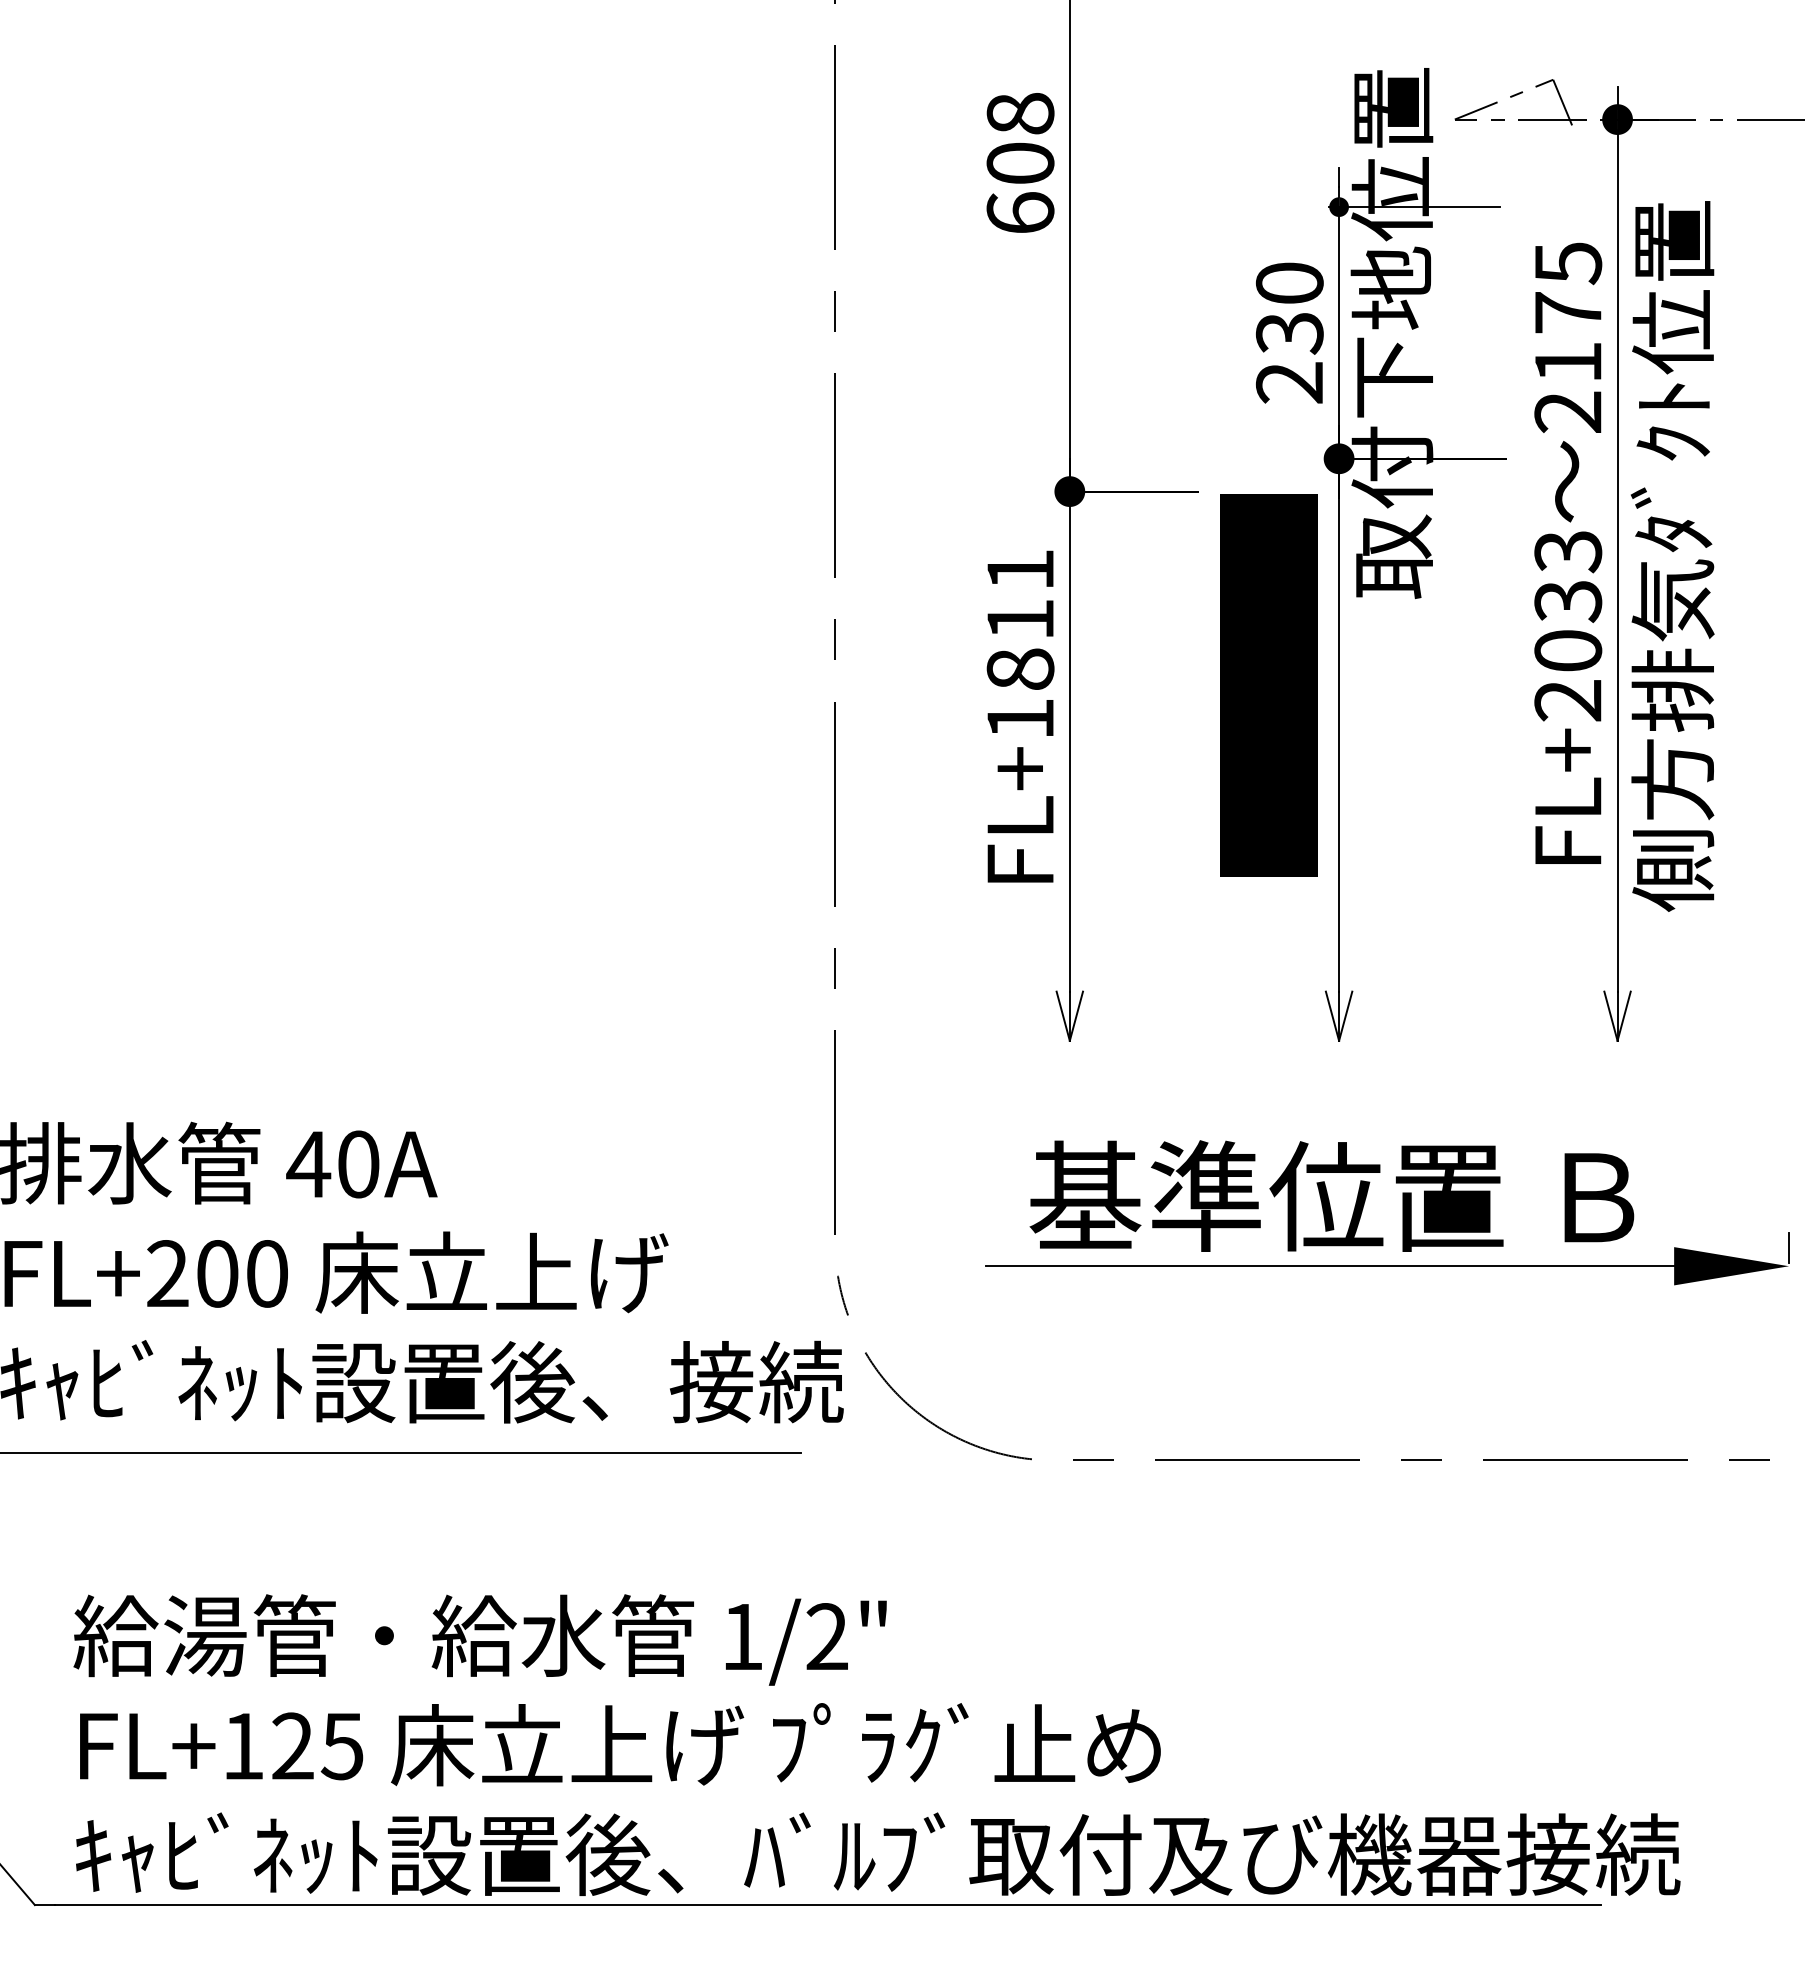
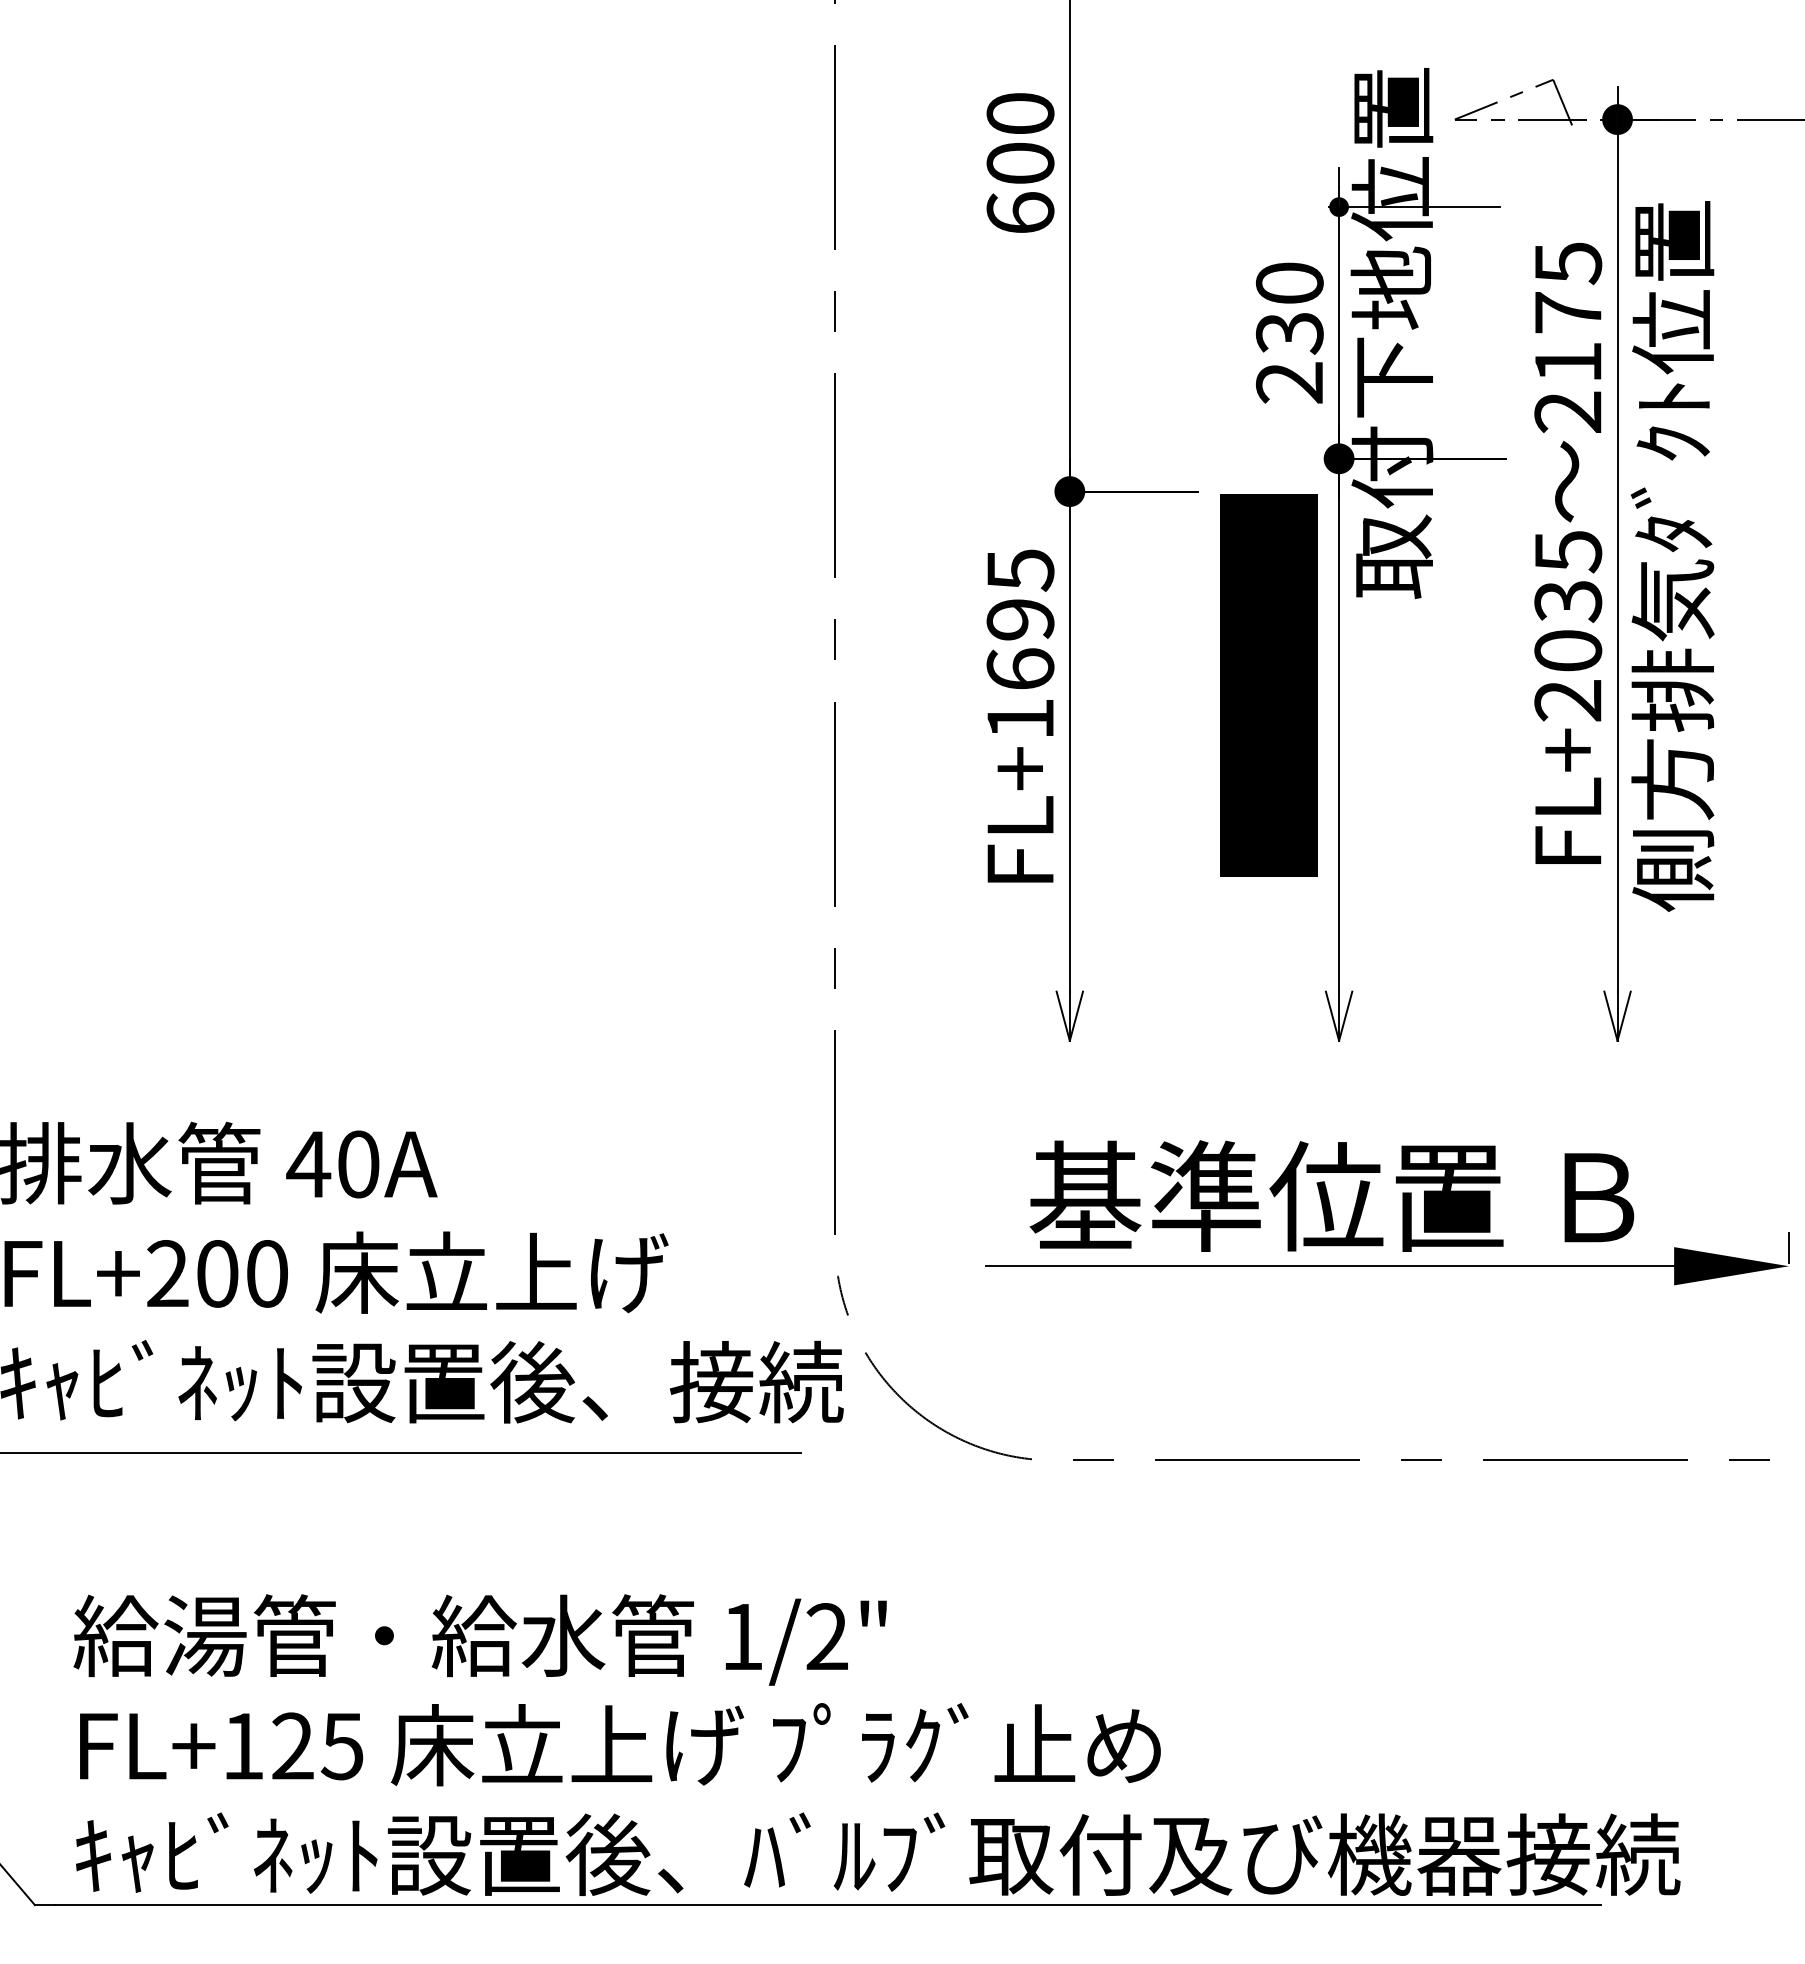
text: 608 -> 600 (1020, 113)
text: FL+2033 -> FL+2035 (1567, 552)
text: FL+1811 -> FL+1695 (1020, 619)
